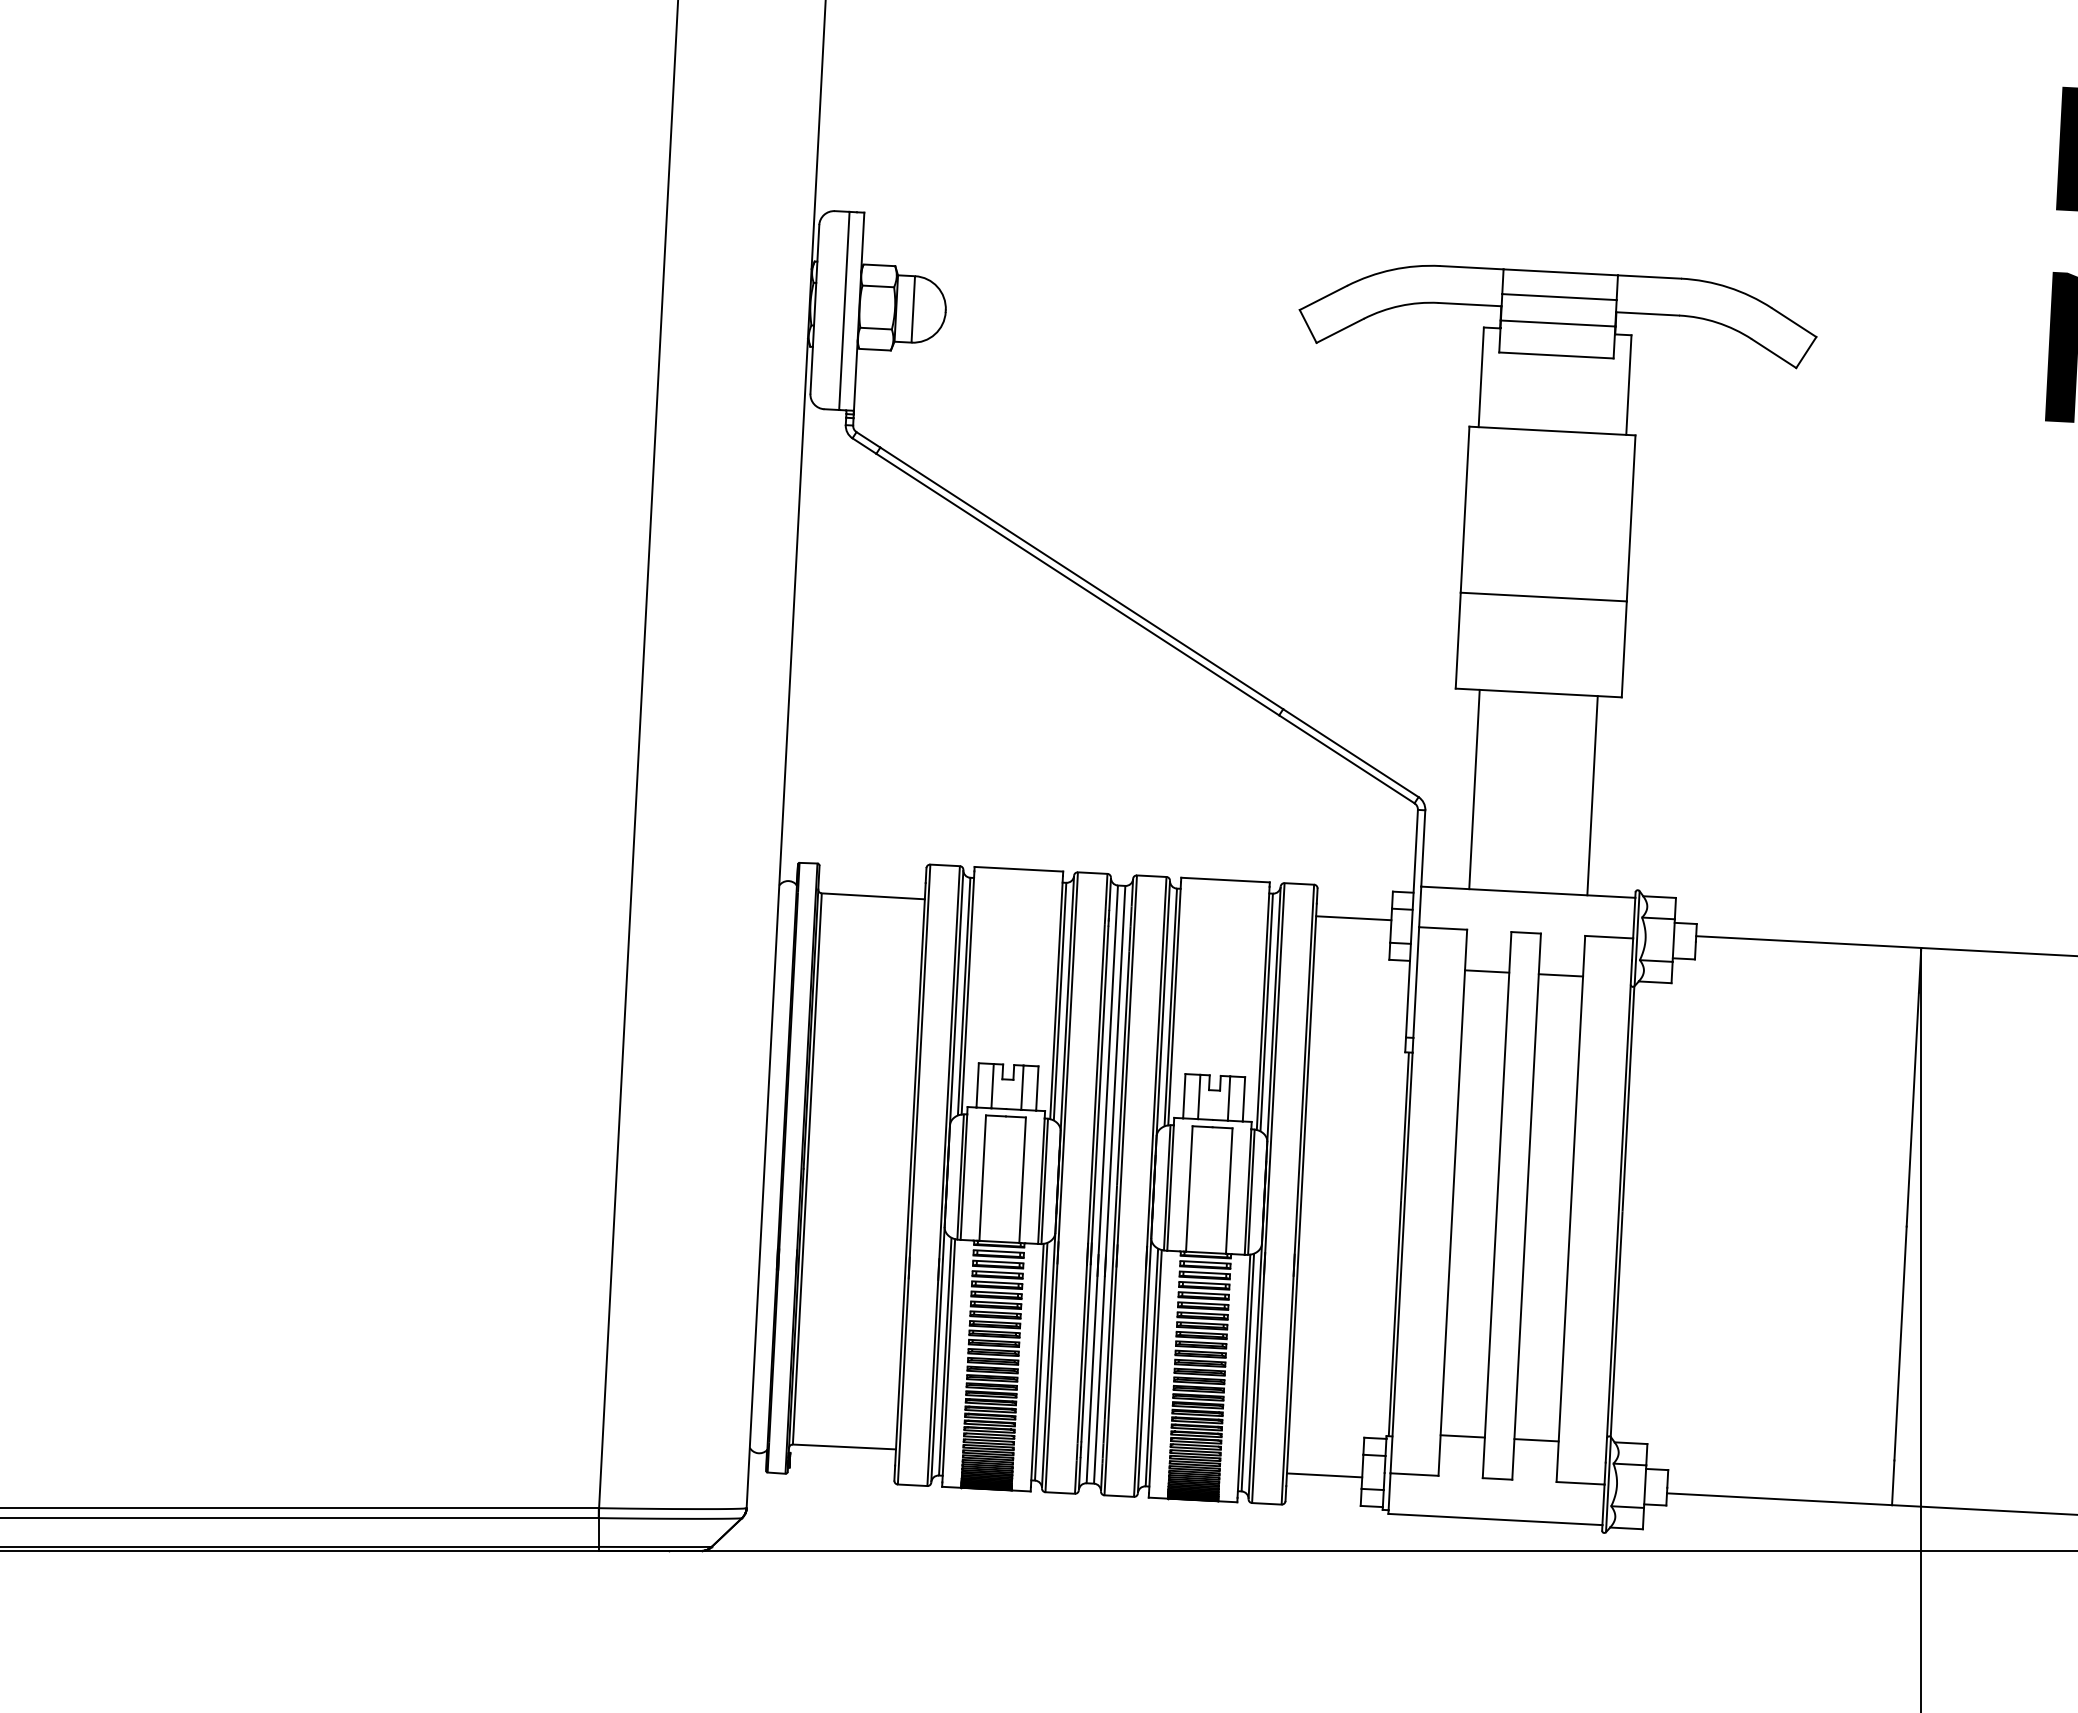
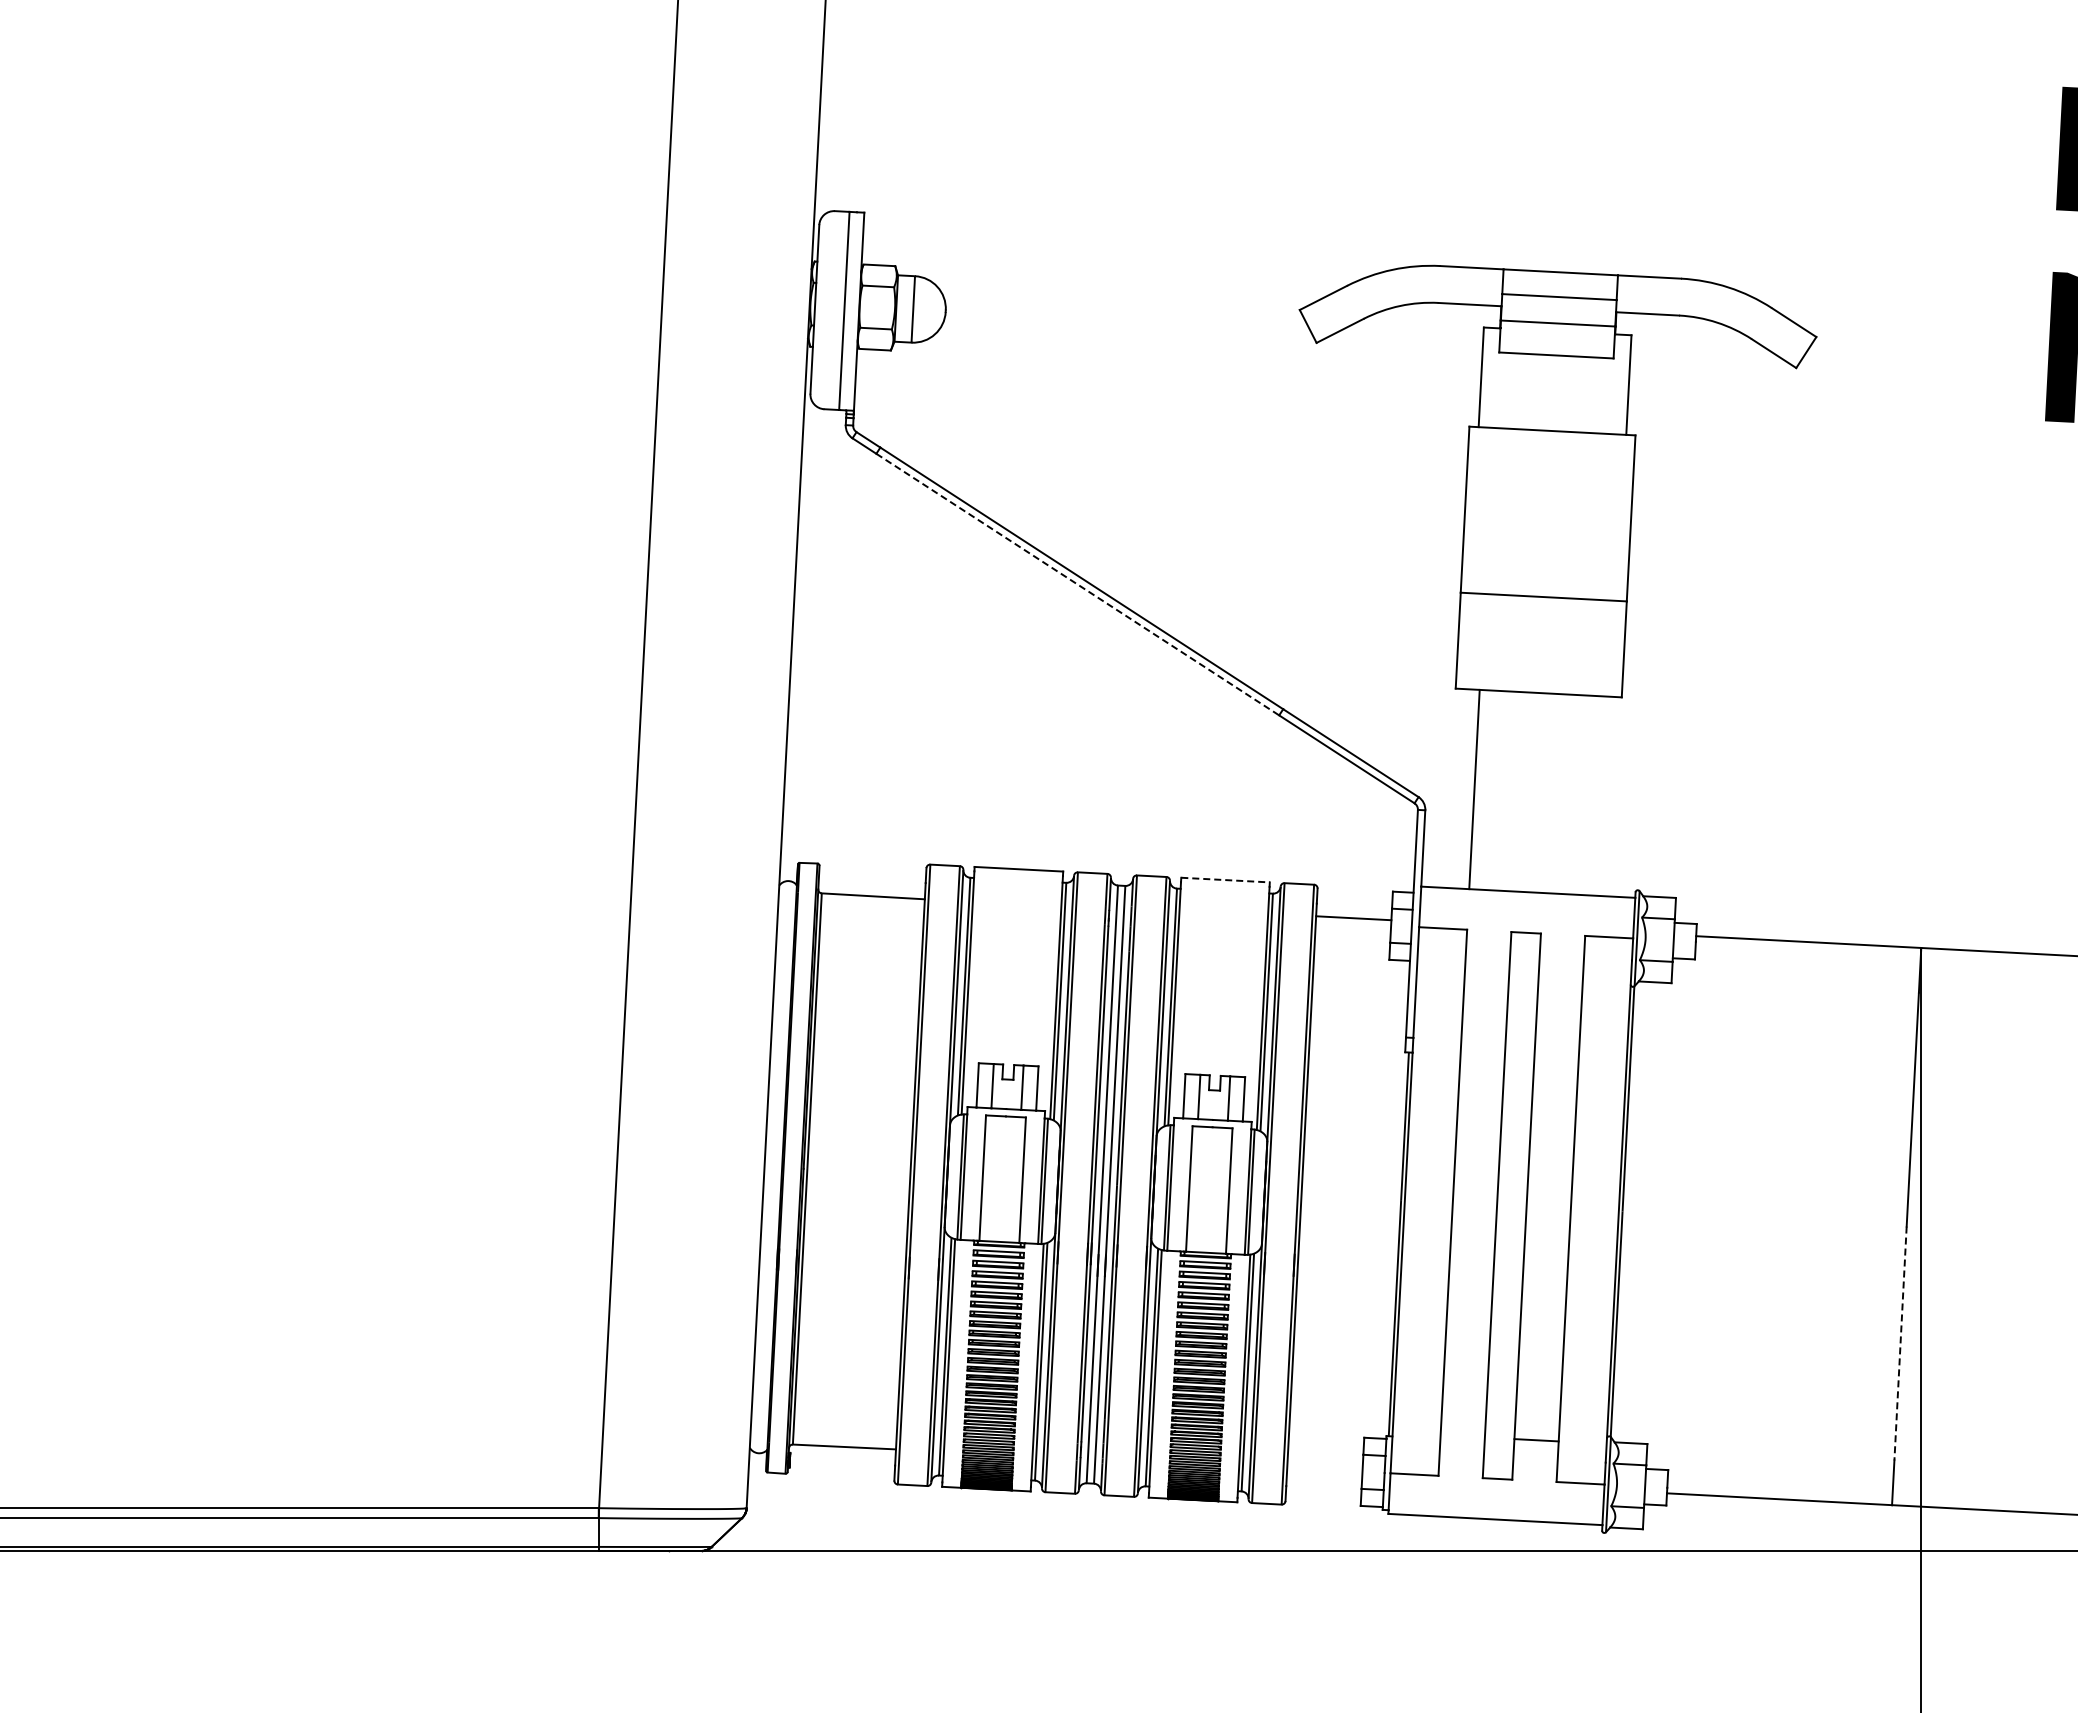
line: solid -> dashed (1078, 584)
line: present -> none (1592, 795)
line: solid -> dashed (1226, 880)
line: present -> none (1487, 971)
line: present -> none (1560, 975)
line: solid -> dashed (1900, 1344)
line: present -> none (1462, 1436)
line: present -> none (1324, 1475)
